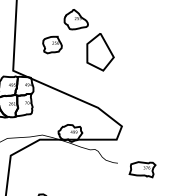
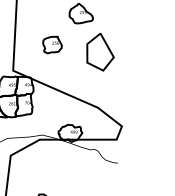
part position: (75, 19) -> (80, 13) (80, 13)
part: present -> none (142, 169)
